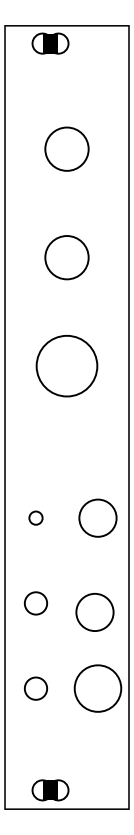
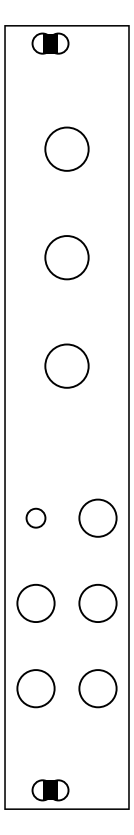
circle diameter: 61 px -> 43 px (66, 365)
circle size: 16x16 px -> 22x22 px (35, 517)
circle diameter: 22 px -> 37 px (35, 603)
circle position: (94, 612) -> (97, 603) (97, 603)
circle diameter: 22 px -> 37 px (35, 688)
circle size: 50x49 px -> 40x40 px (97, 688)
